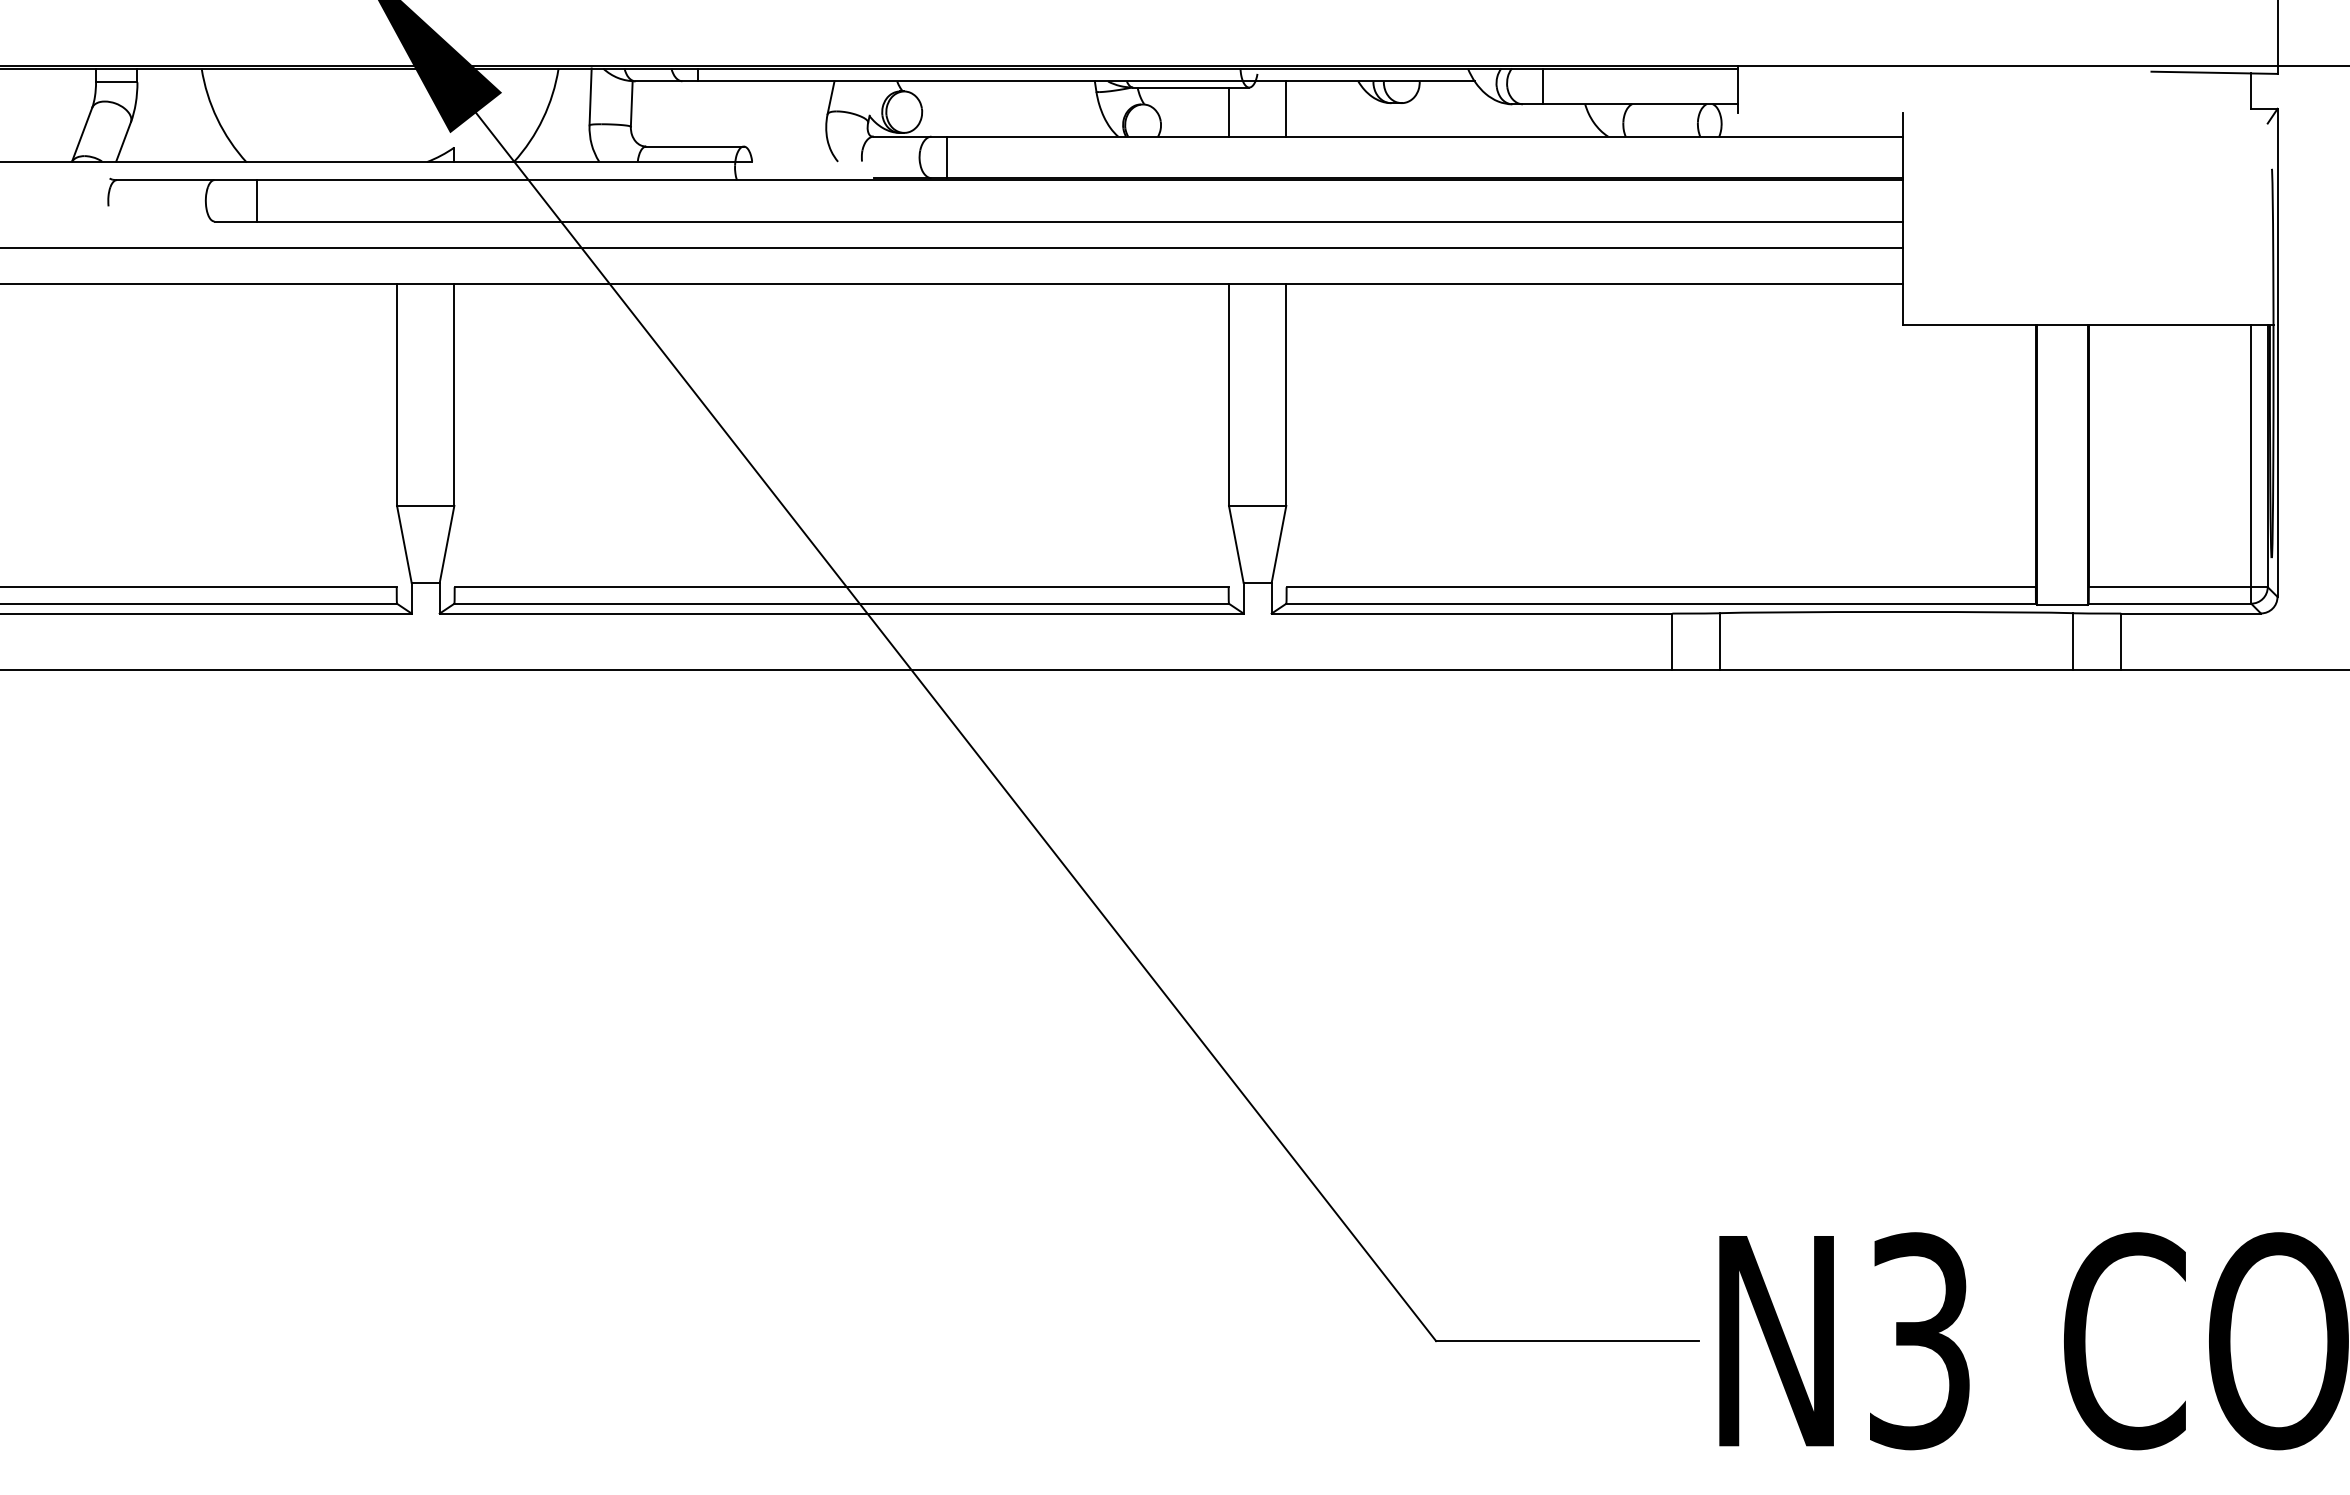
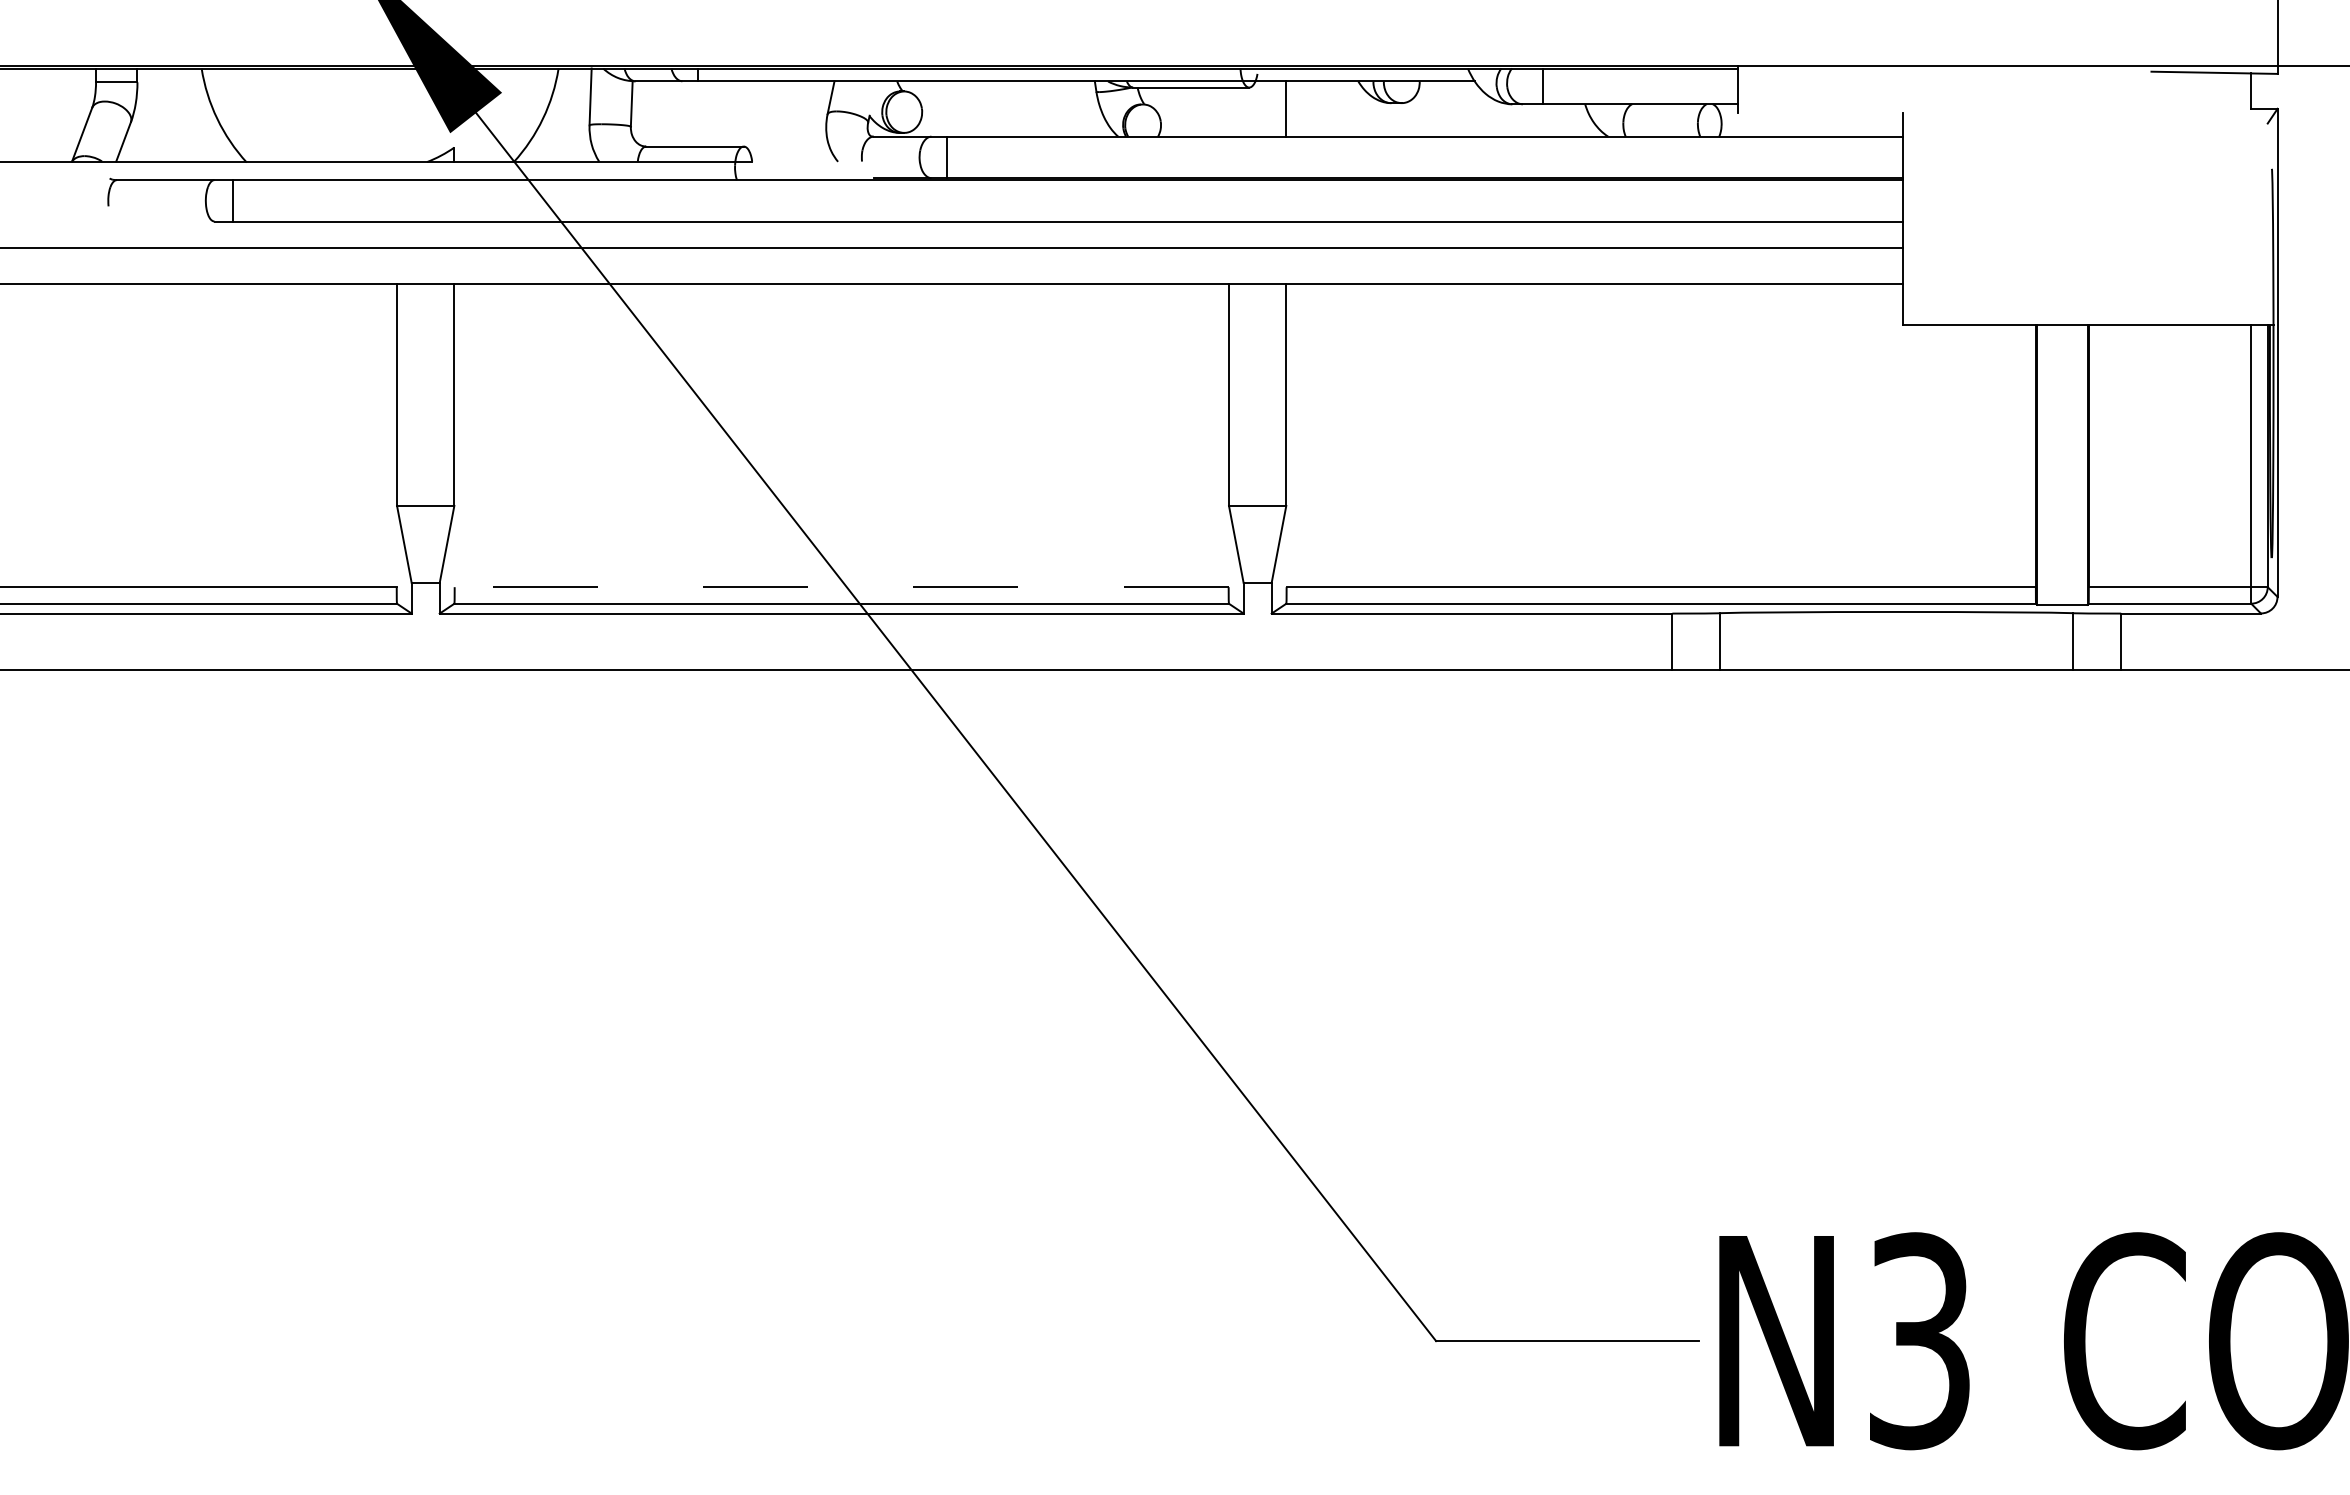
line: present -> none (1229, 111)
line position: (256, 200) -> (232, 200) (232, 200)
line: solid -> dashed (841, 587)
